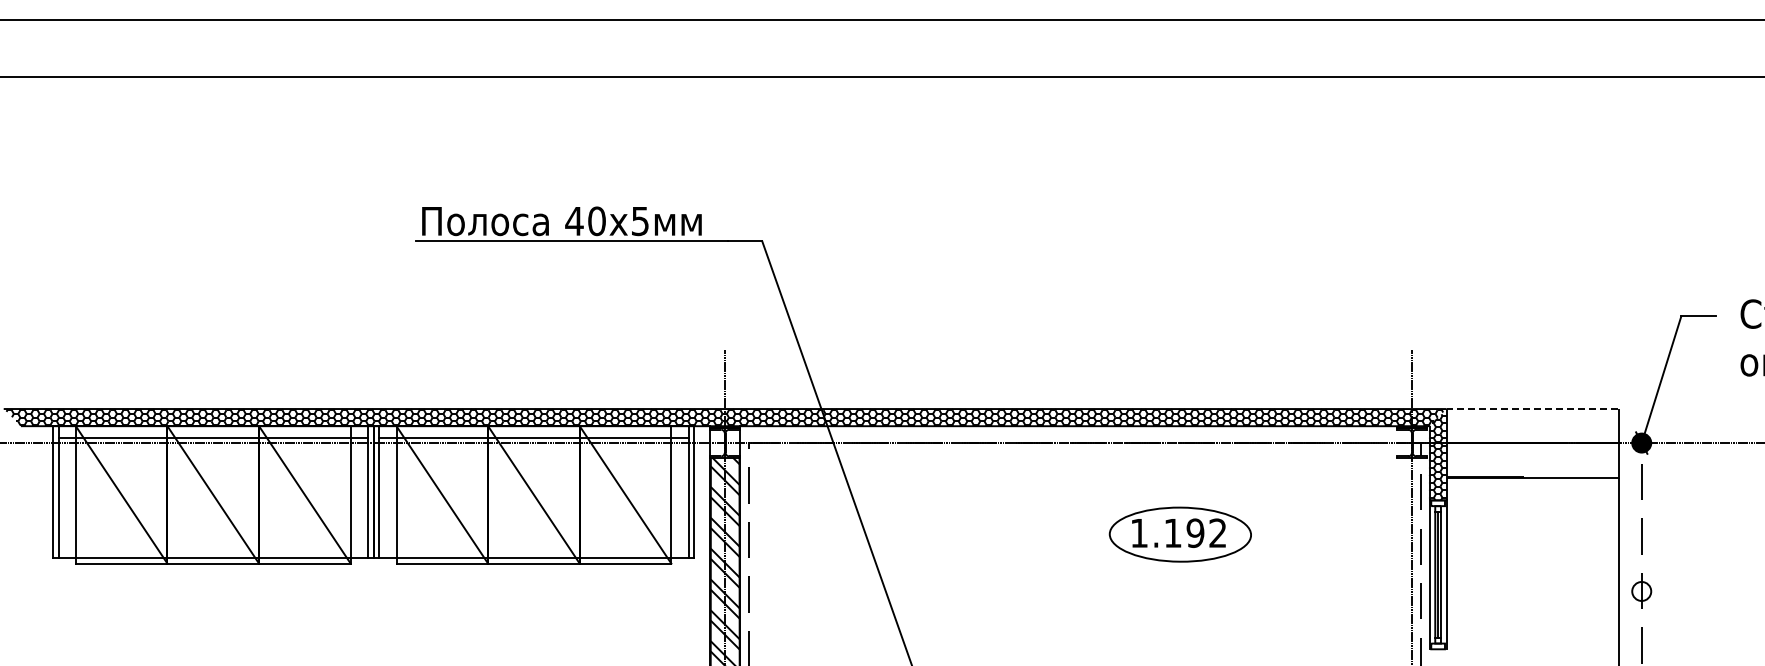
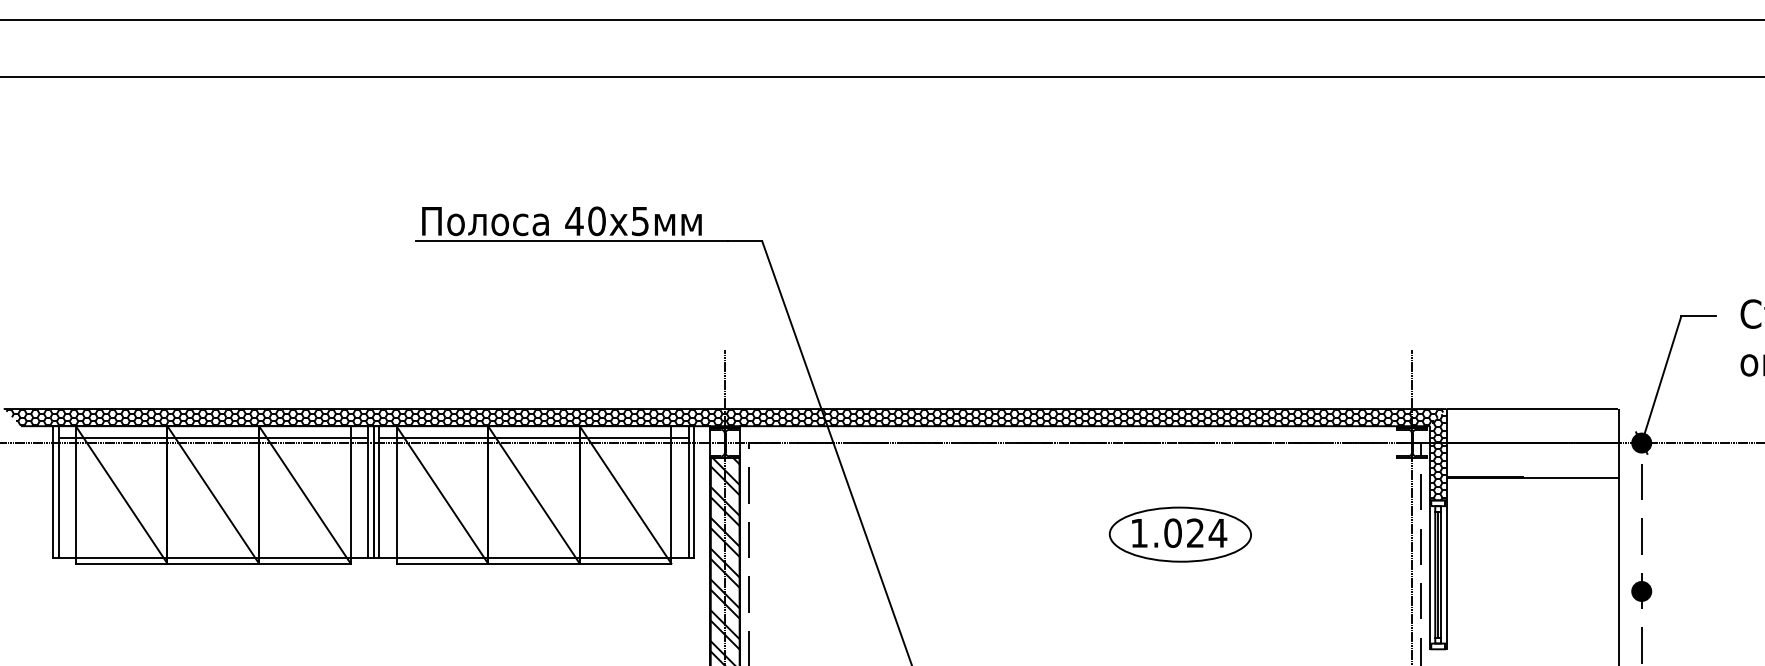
line: dashed -> solid (1532, 408)
text: 1.192 -> 1.024 (1195, 533)
fill: none -> present (1641, 590)
